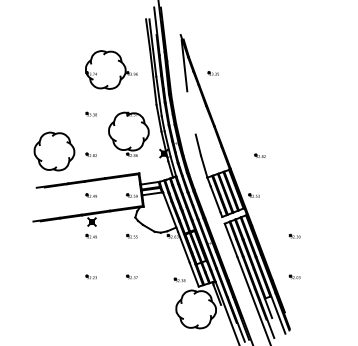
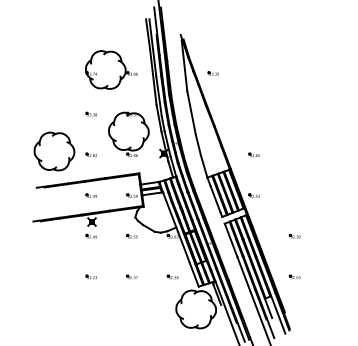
line: none -> present (191, 112)
part position: (259, 155) -> (253, 154) (253, 154)
part position: (179, 279) -> (172, 276) (172, 276)
